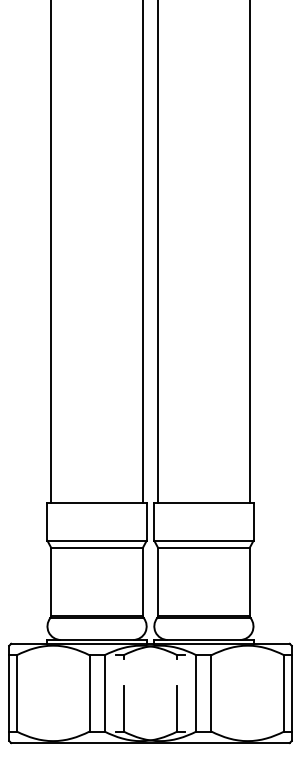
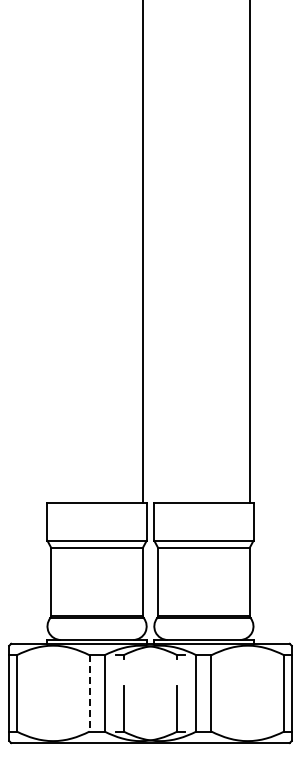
line: present -> none (51, 252)
line: present -> none (158, 252)
line: solid -> dashed (89, 693)
